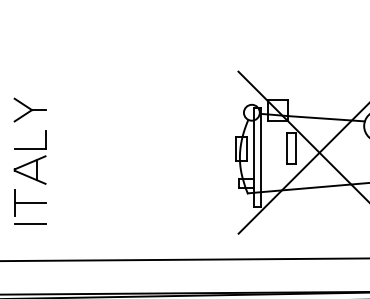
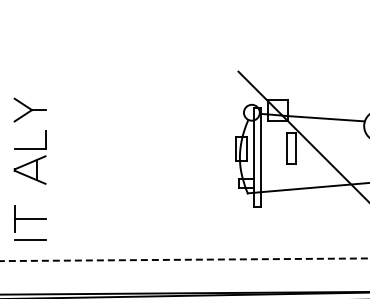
line: present -> none (302, 169)
part position: (30, 206) -> (30, 222) (30, 222)
line: solid -> dashed (185, 259)
